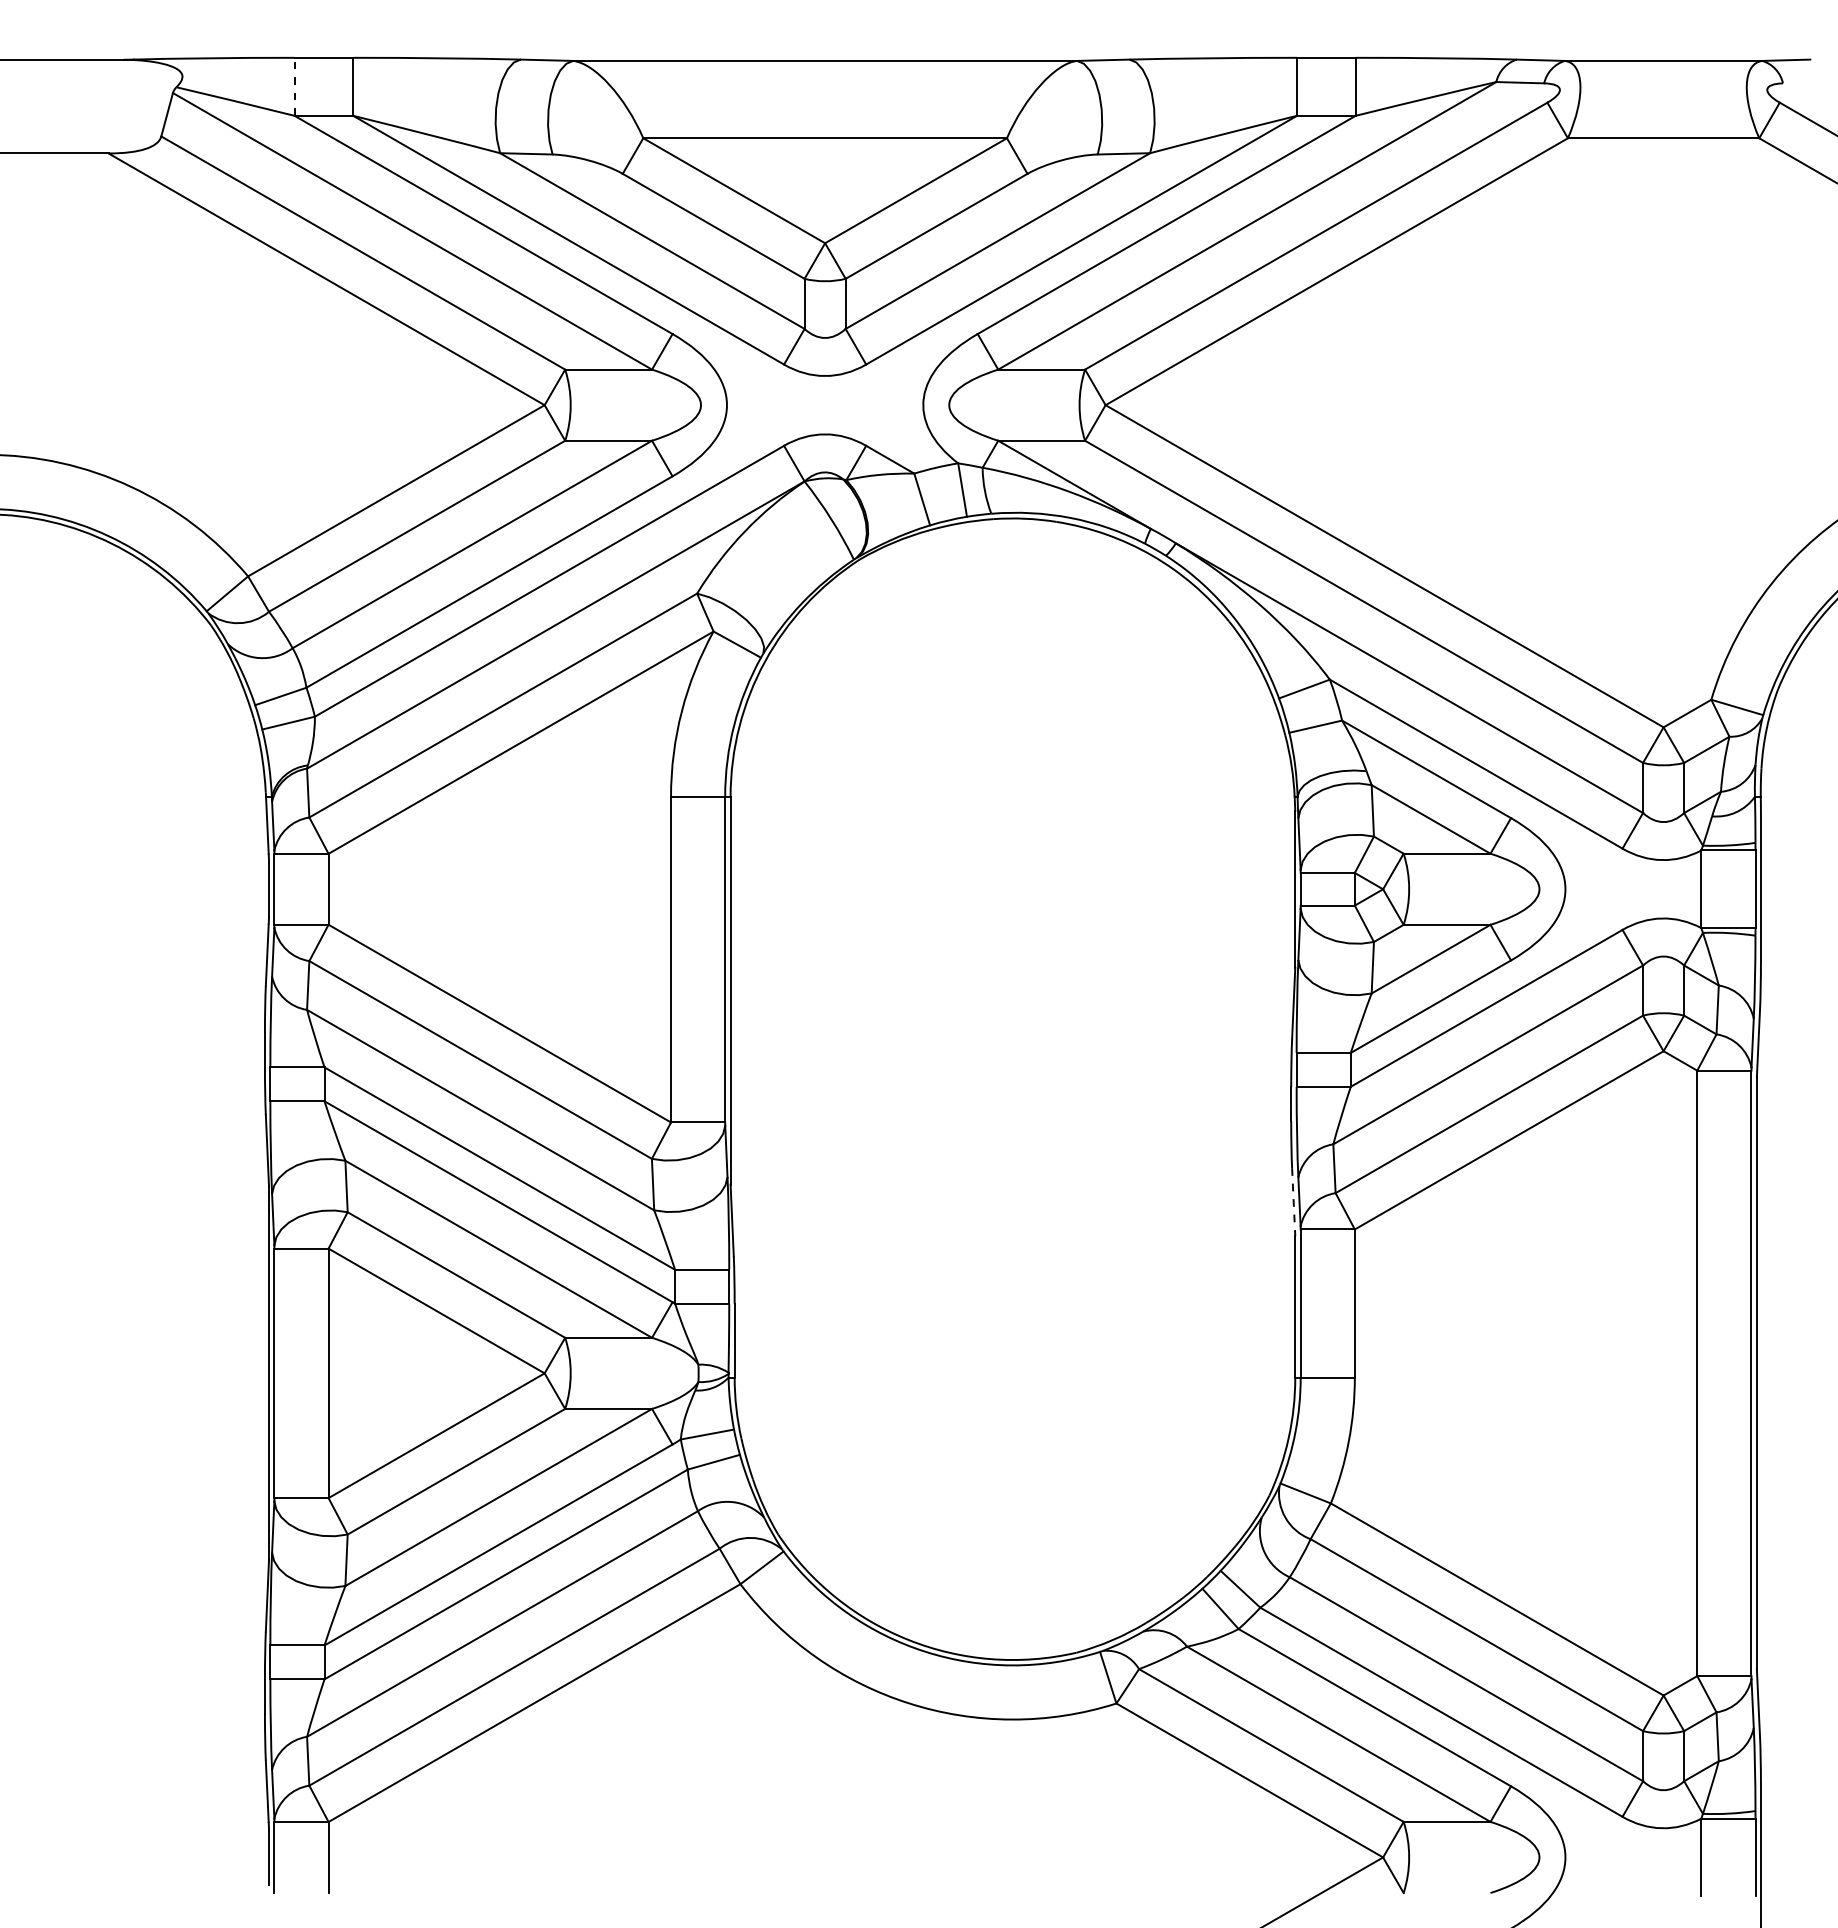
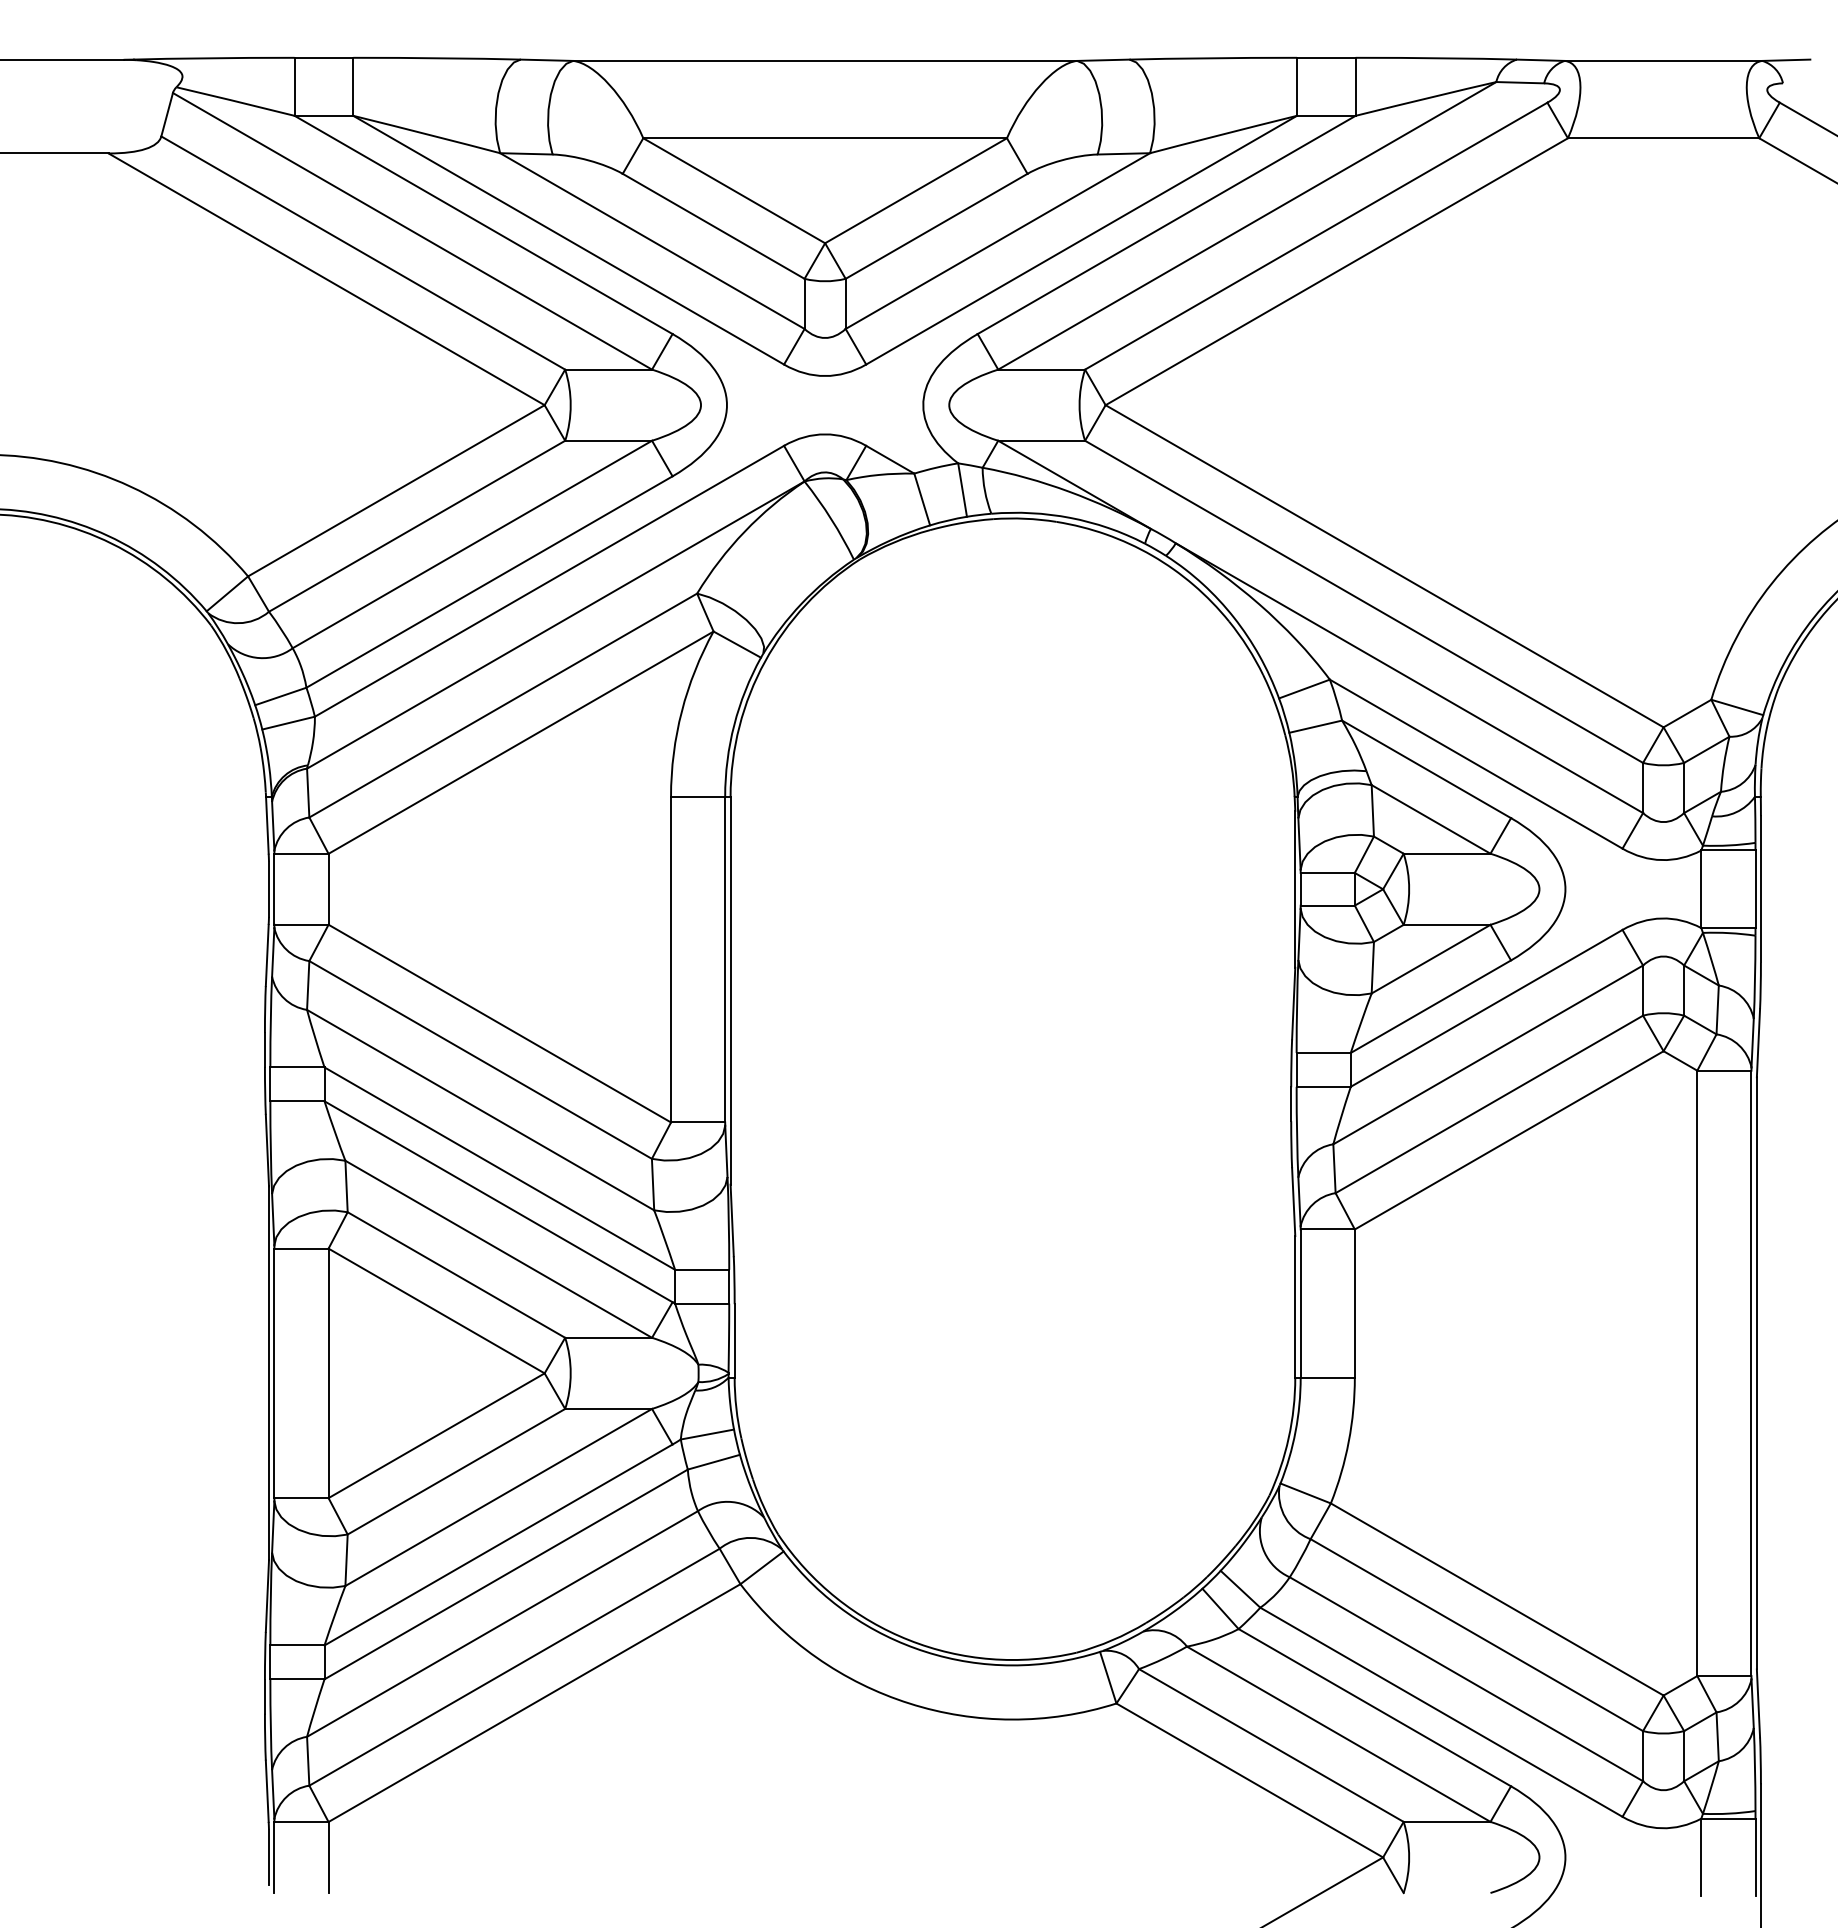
line: dashed -> solid (294, 86)
line: dashed -> solid (1293, 1202)
